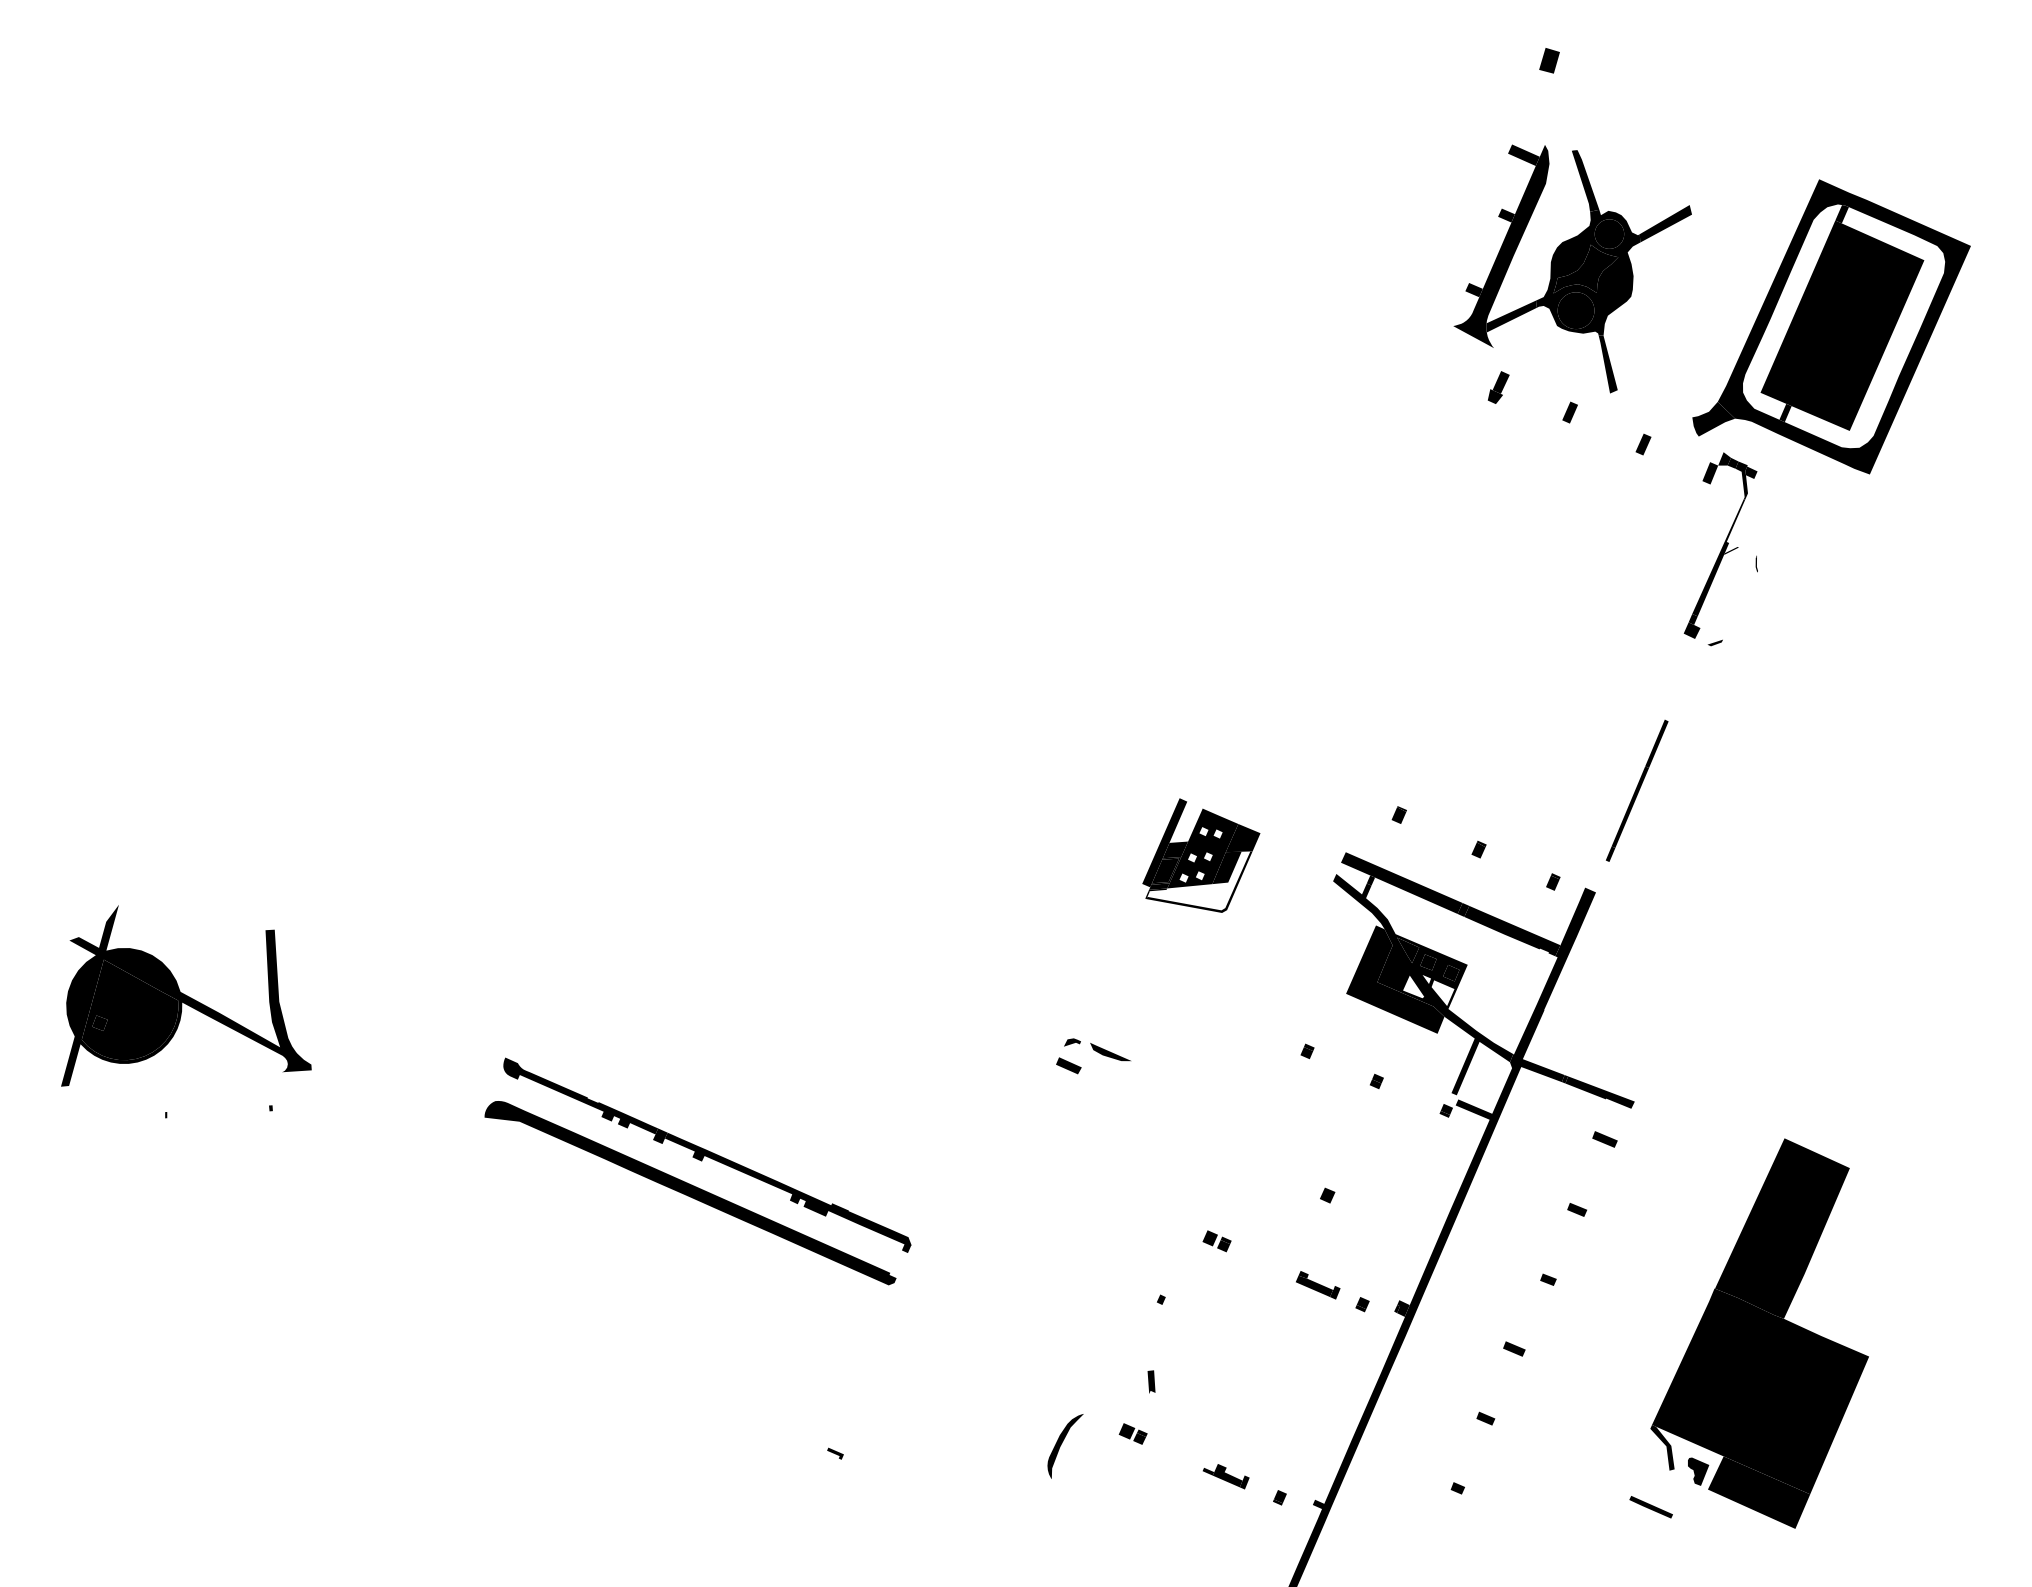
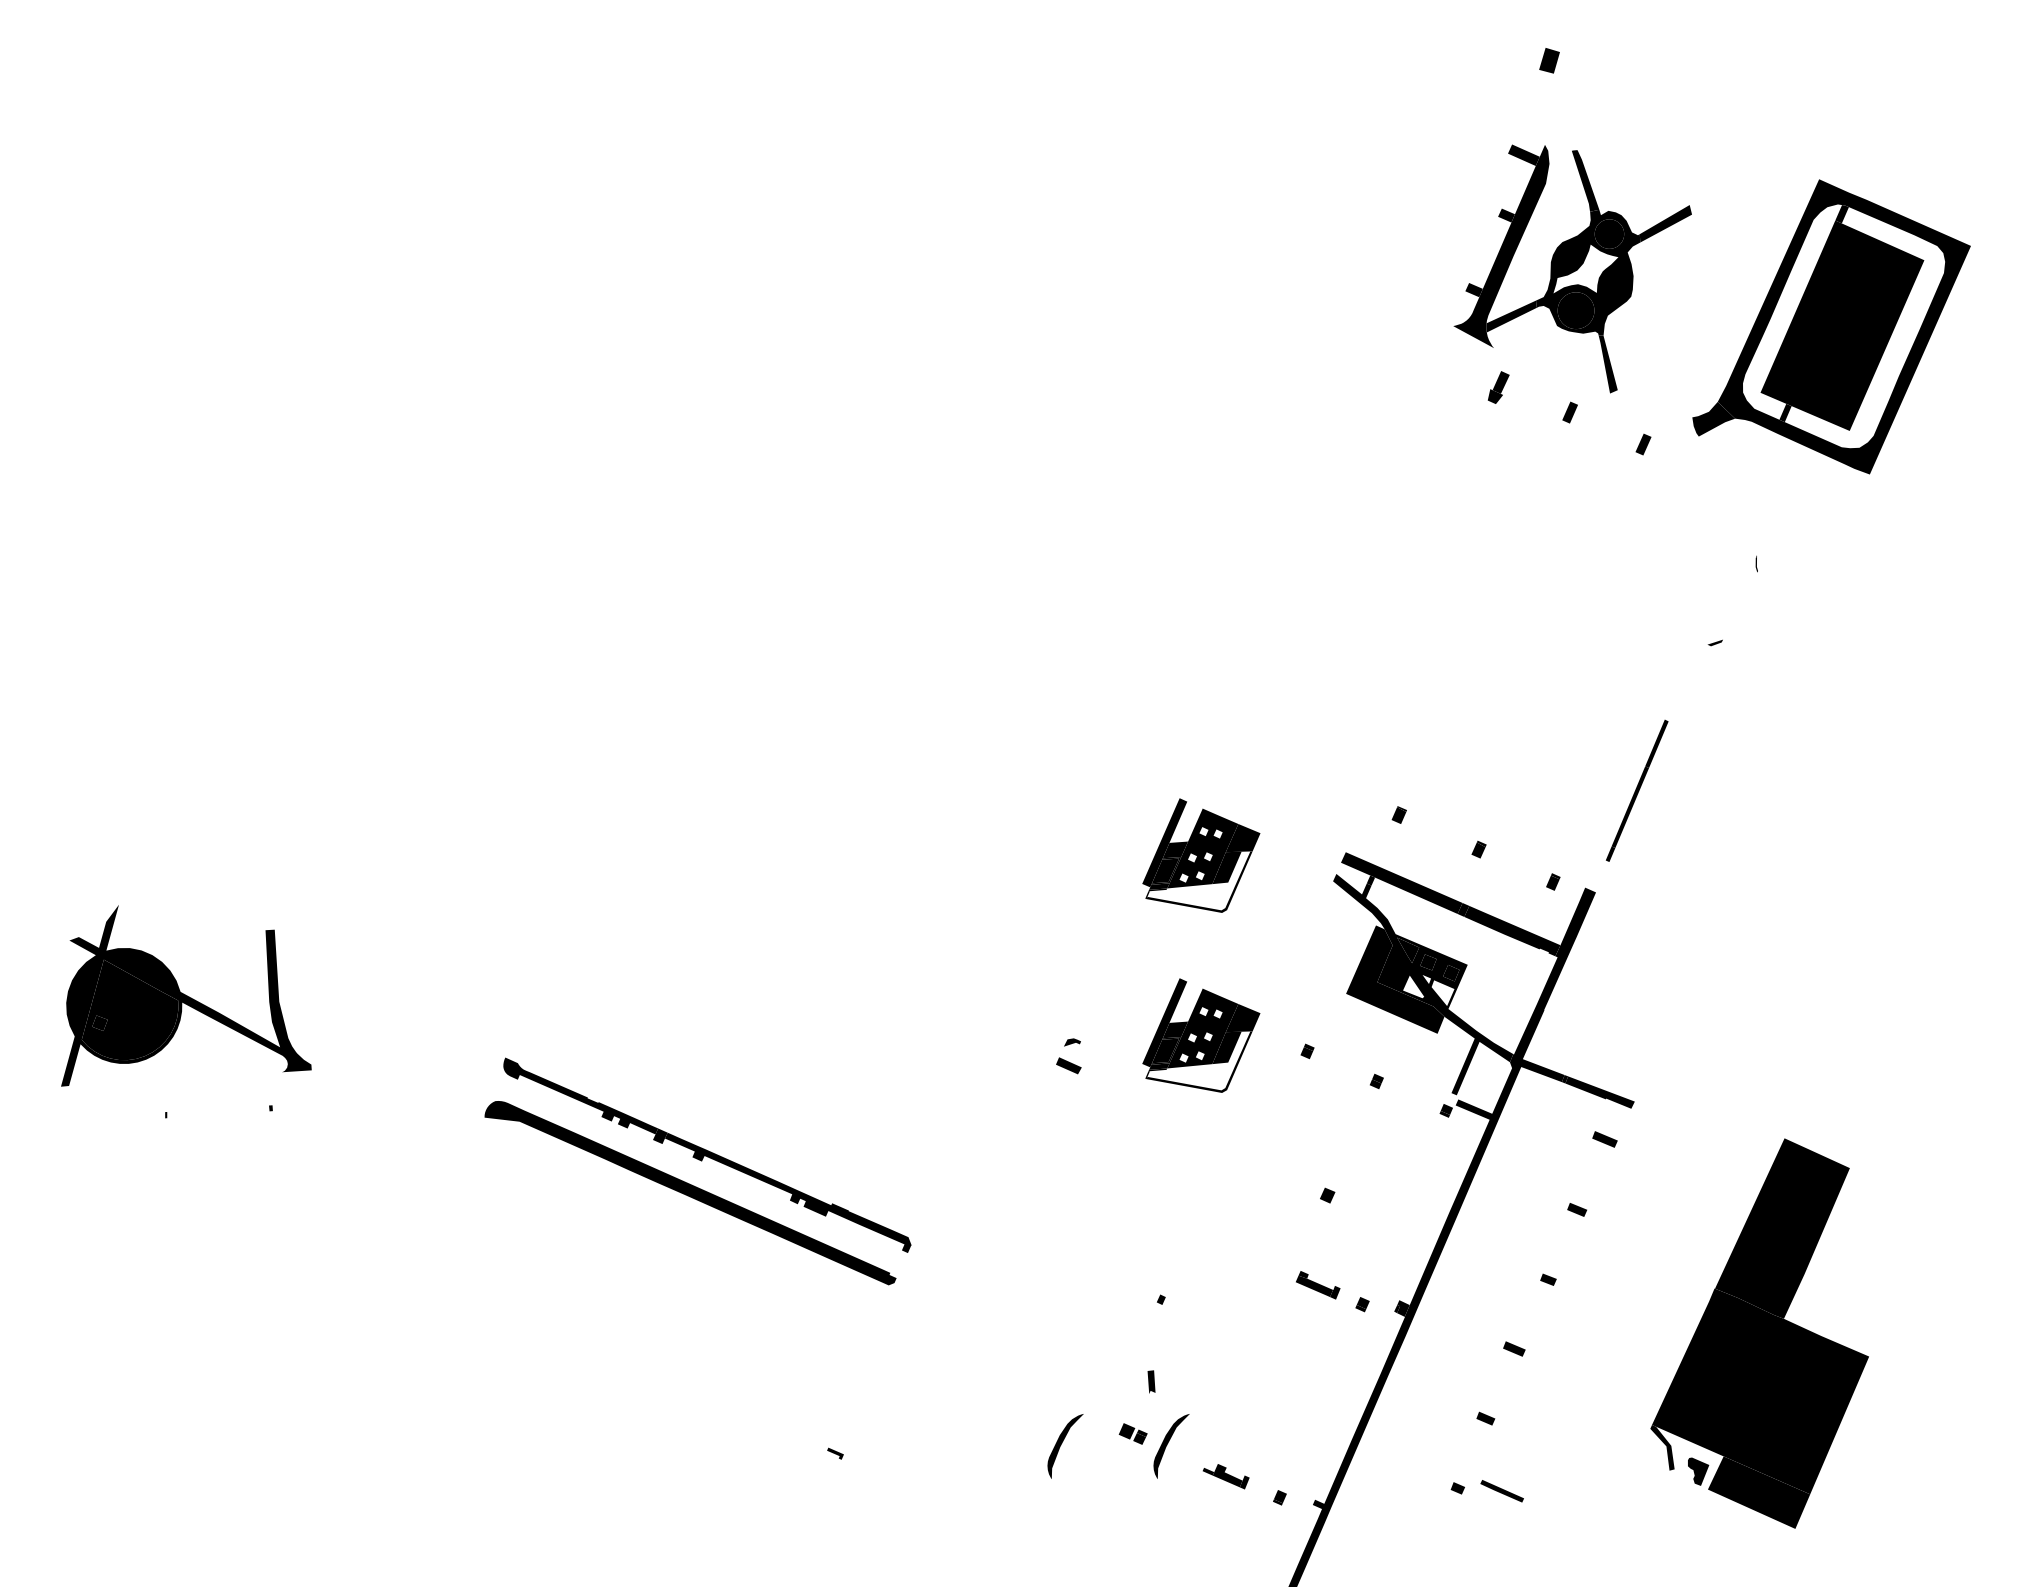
fill: present -> none (1585, 268)
part: present -> none (1720, 545)
part: none -> present (1201, 1035)
part: present -> none (1110, 1052)
part: present -> none (1216, 1241)
part: none -> present (1171, 1446)
part position: (1650, 1507) -> (1501, 1491) (1501, 1491)
